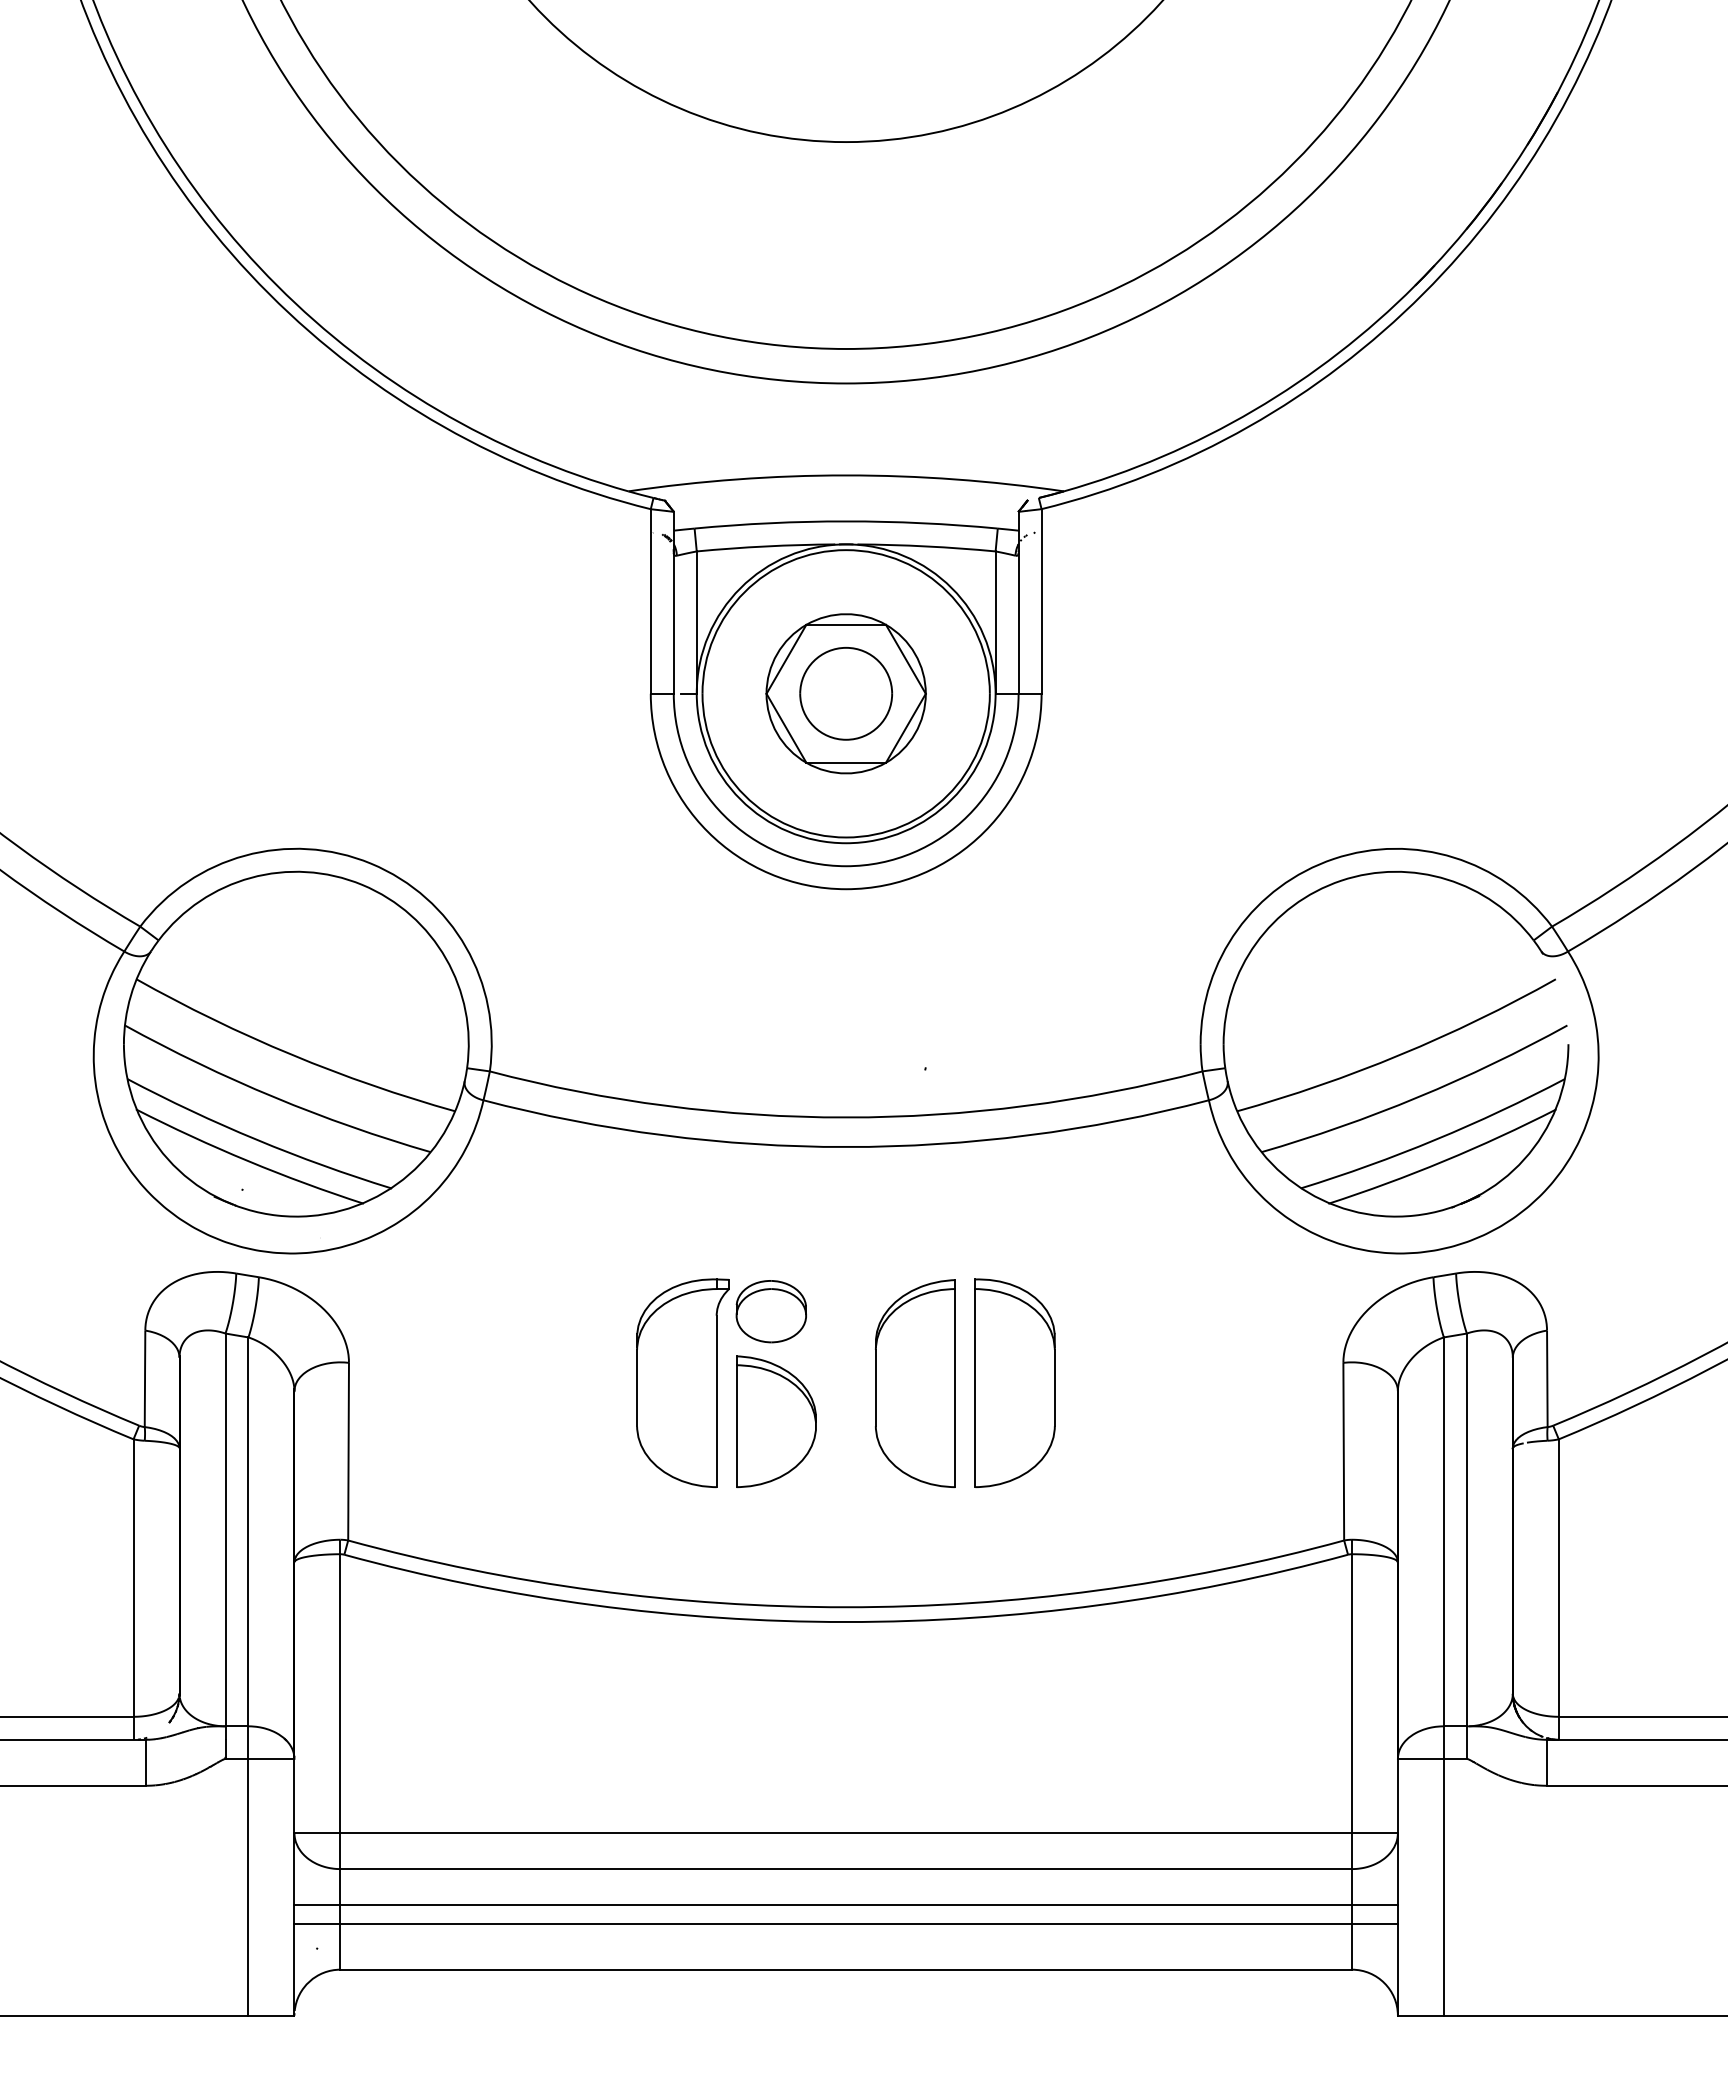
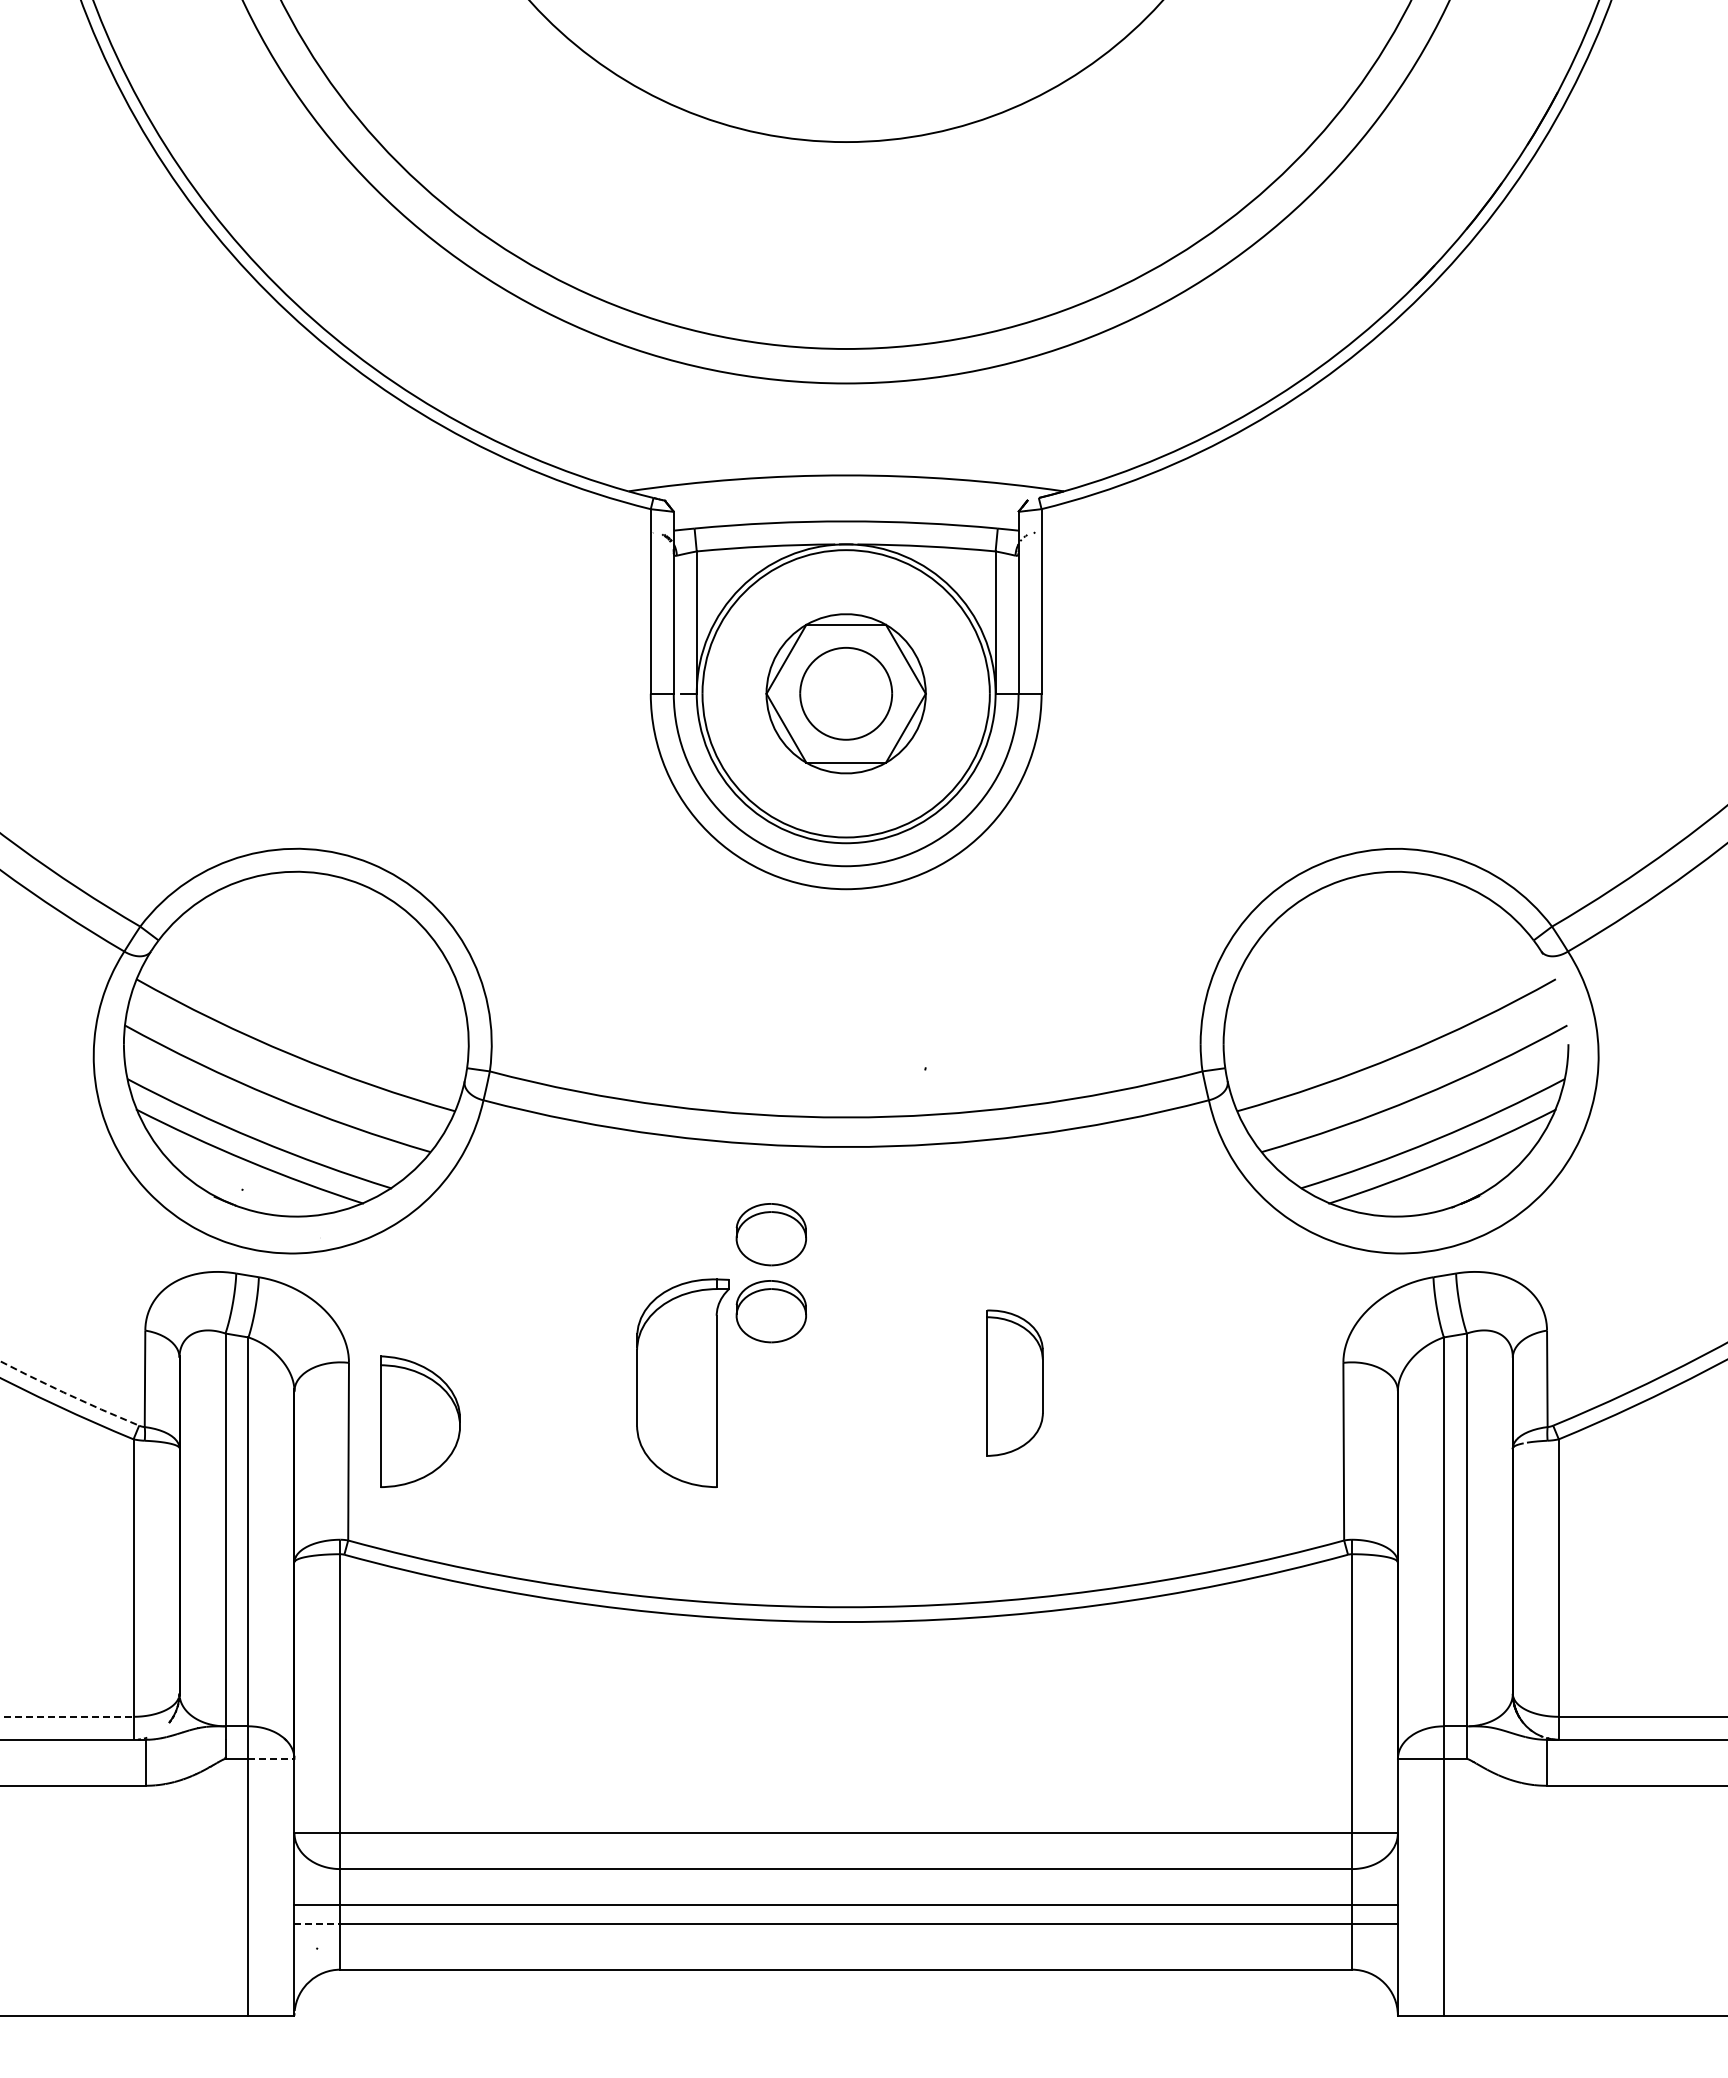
part: none -> present (770, 1234)
part size: 82x210 px -> 58x148 px (1014, 1382)
part: present -> none (915, 1383)
arc: solid -> dashed (69, 1394)
part position: (776, 1421) -> (420, 1421) (420, 1421)
line: solid -> dashed (66, 1716)
line: solid -> dashed (271, 1758)
line: solid -> dashed (317, 1923)
